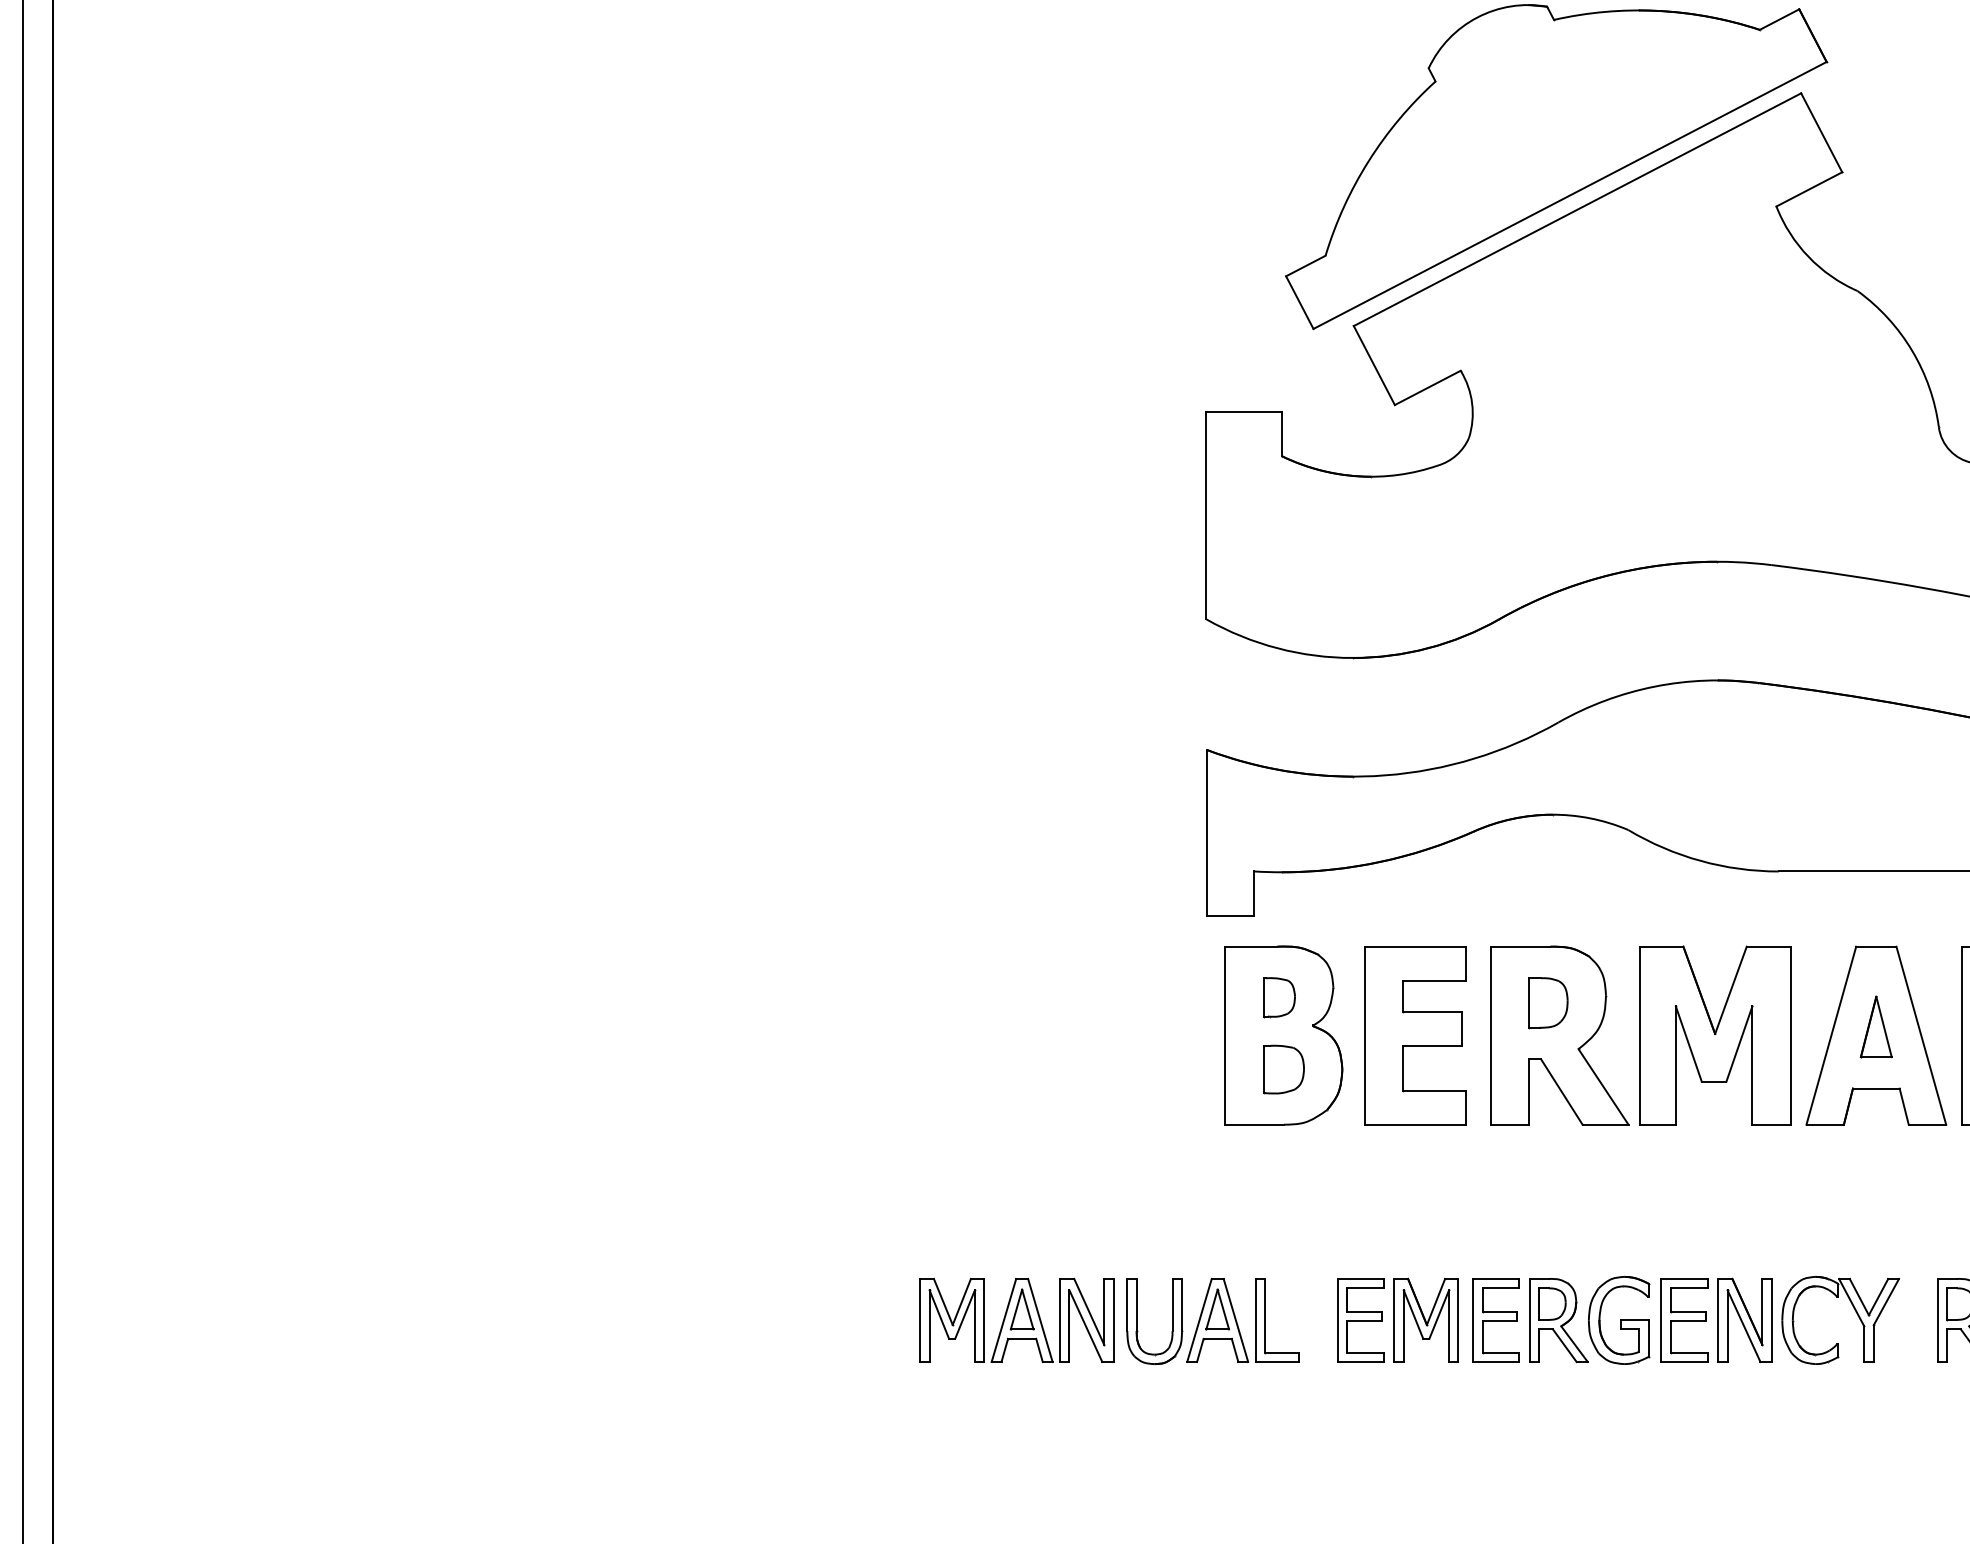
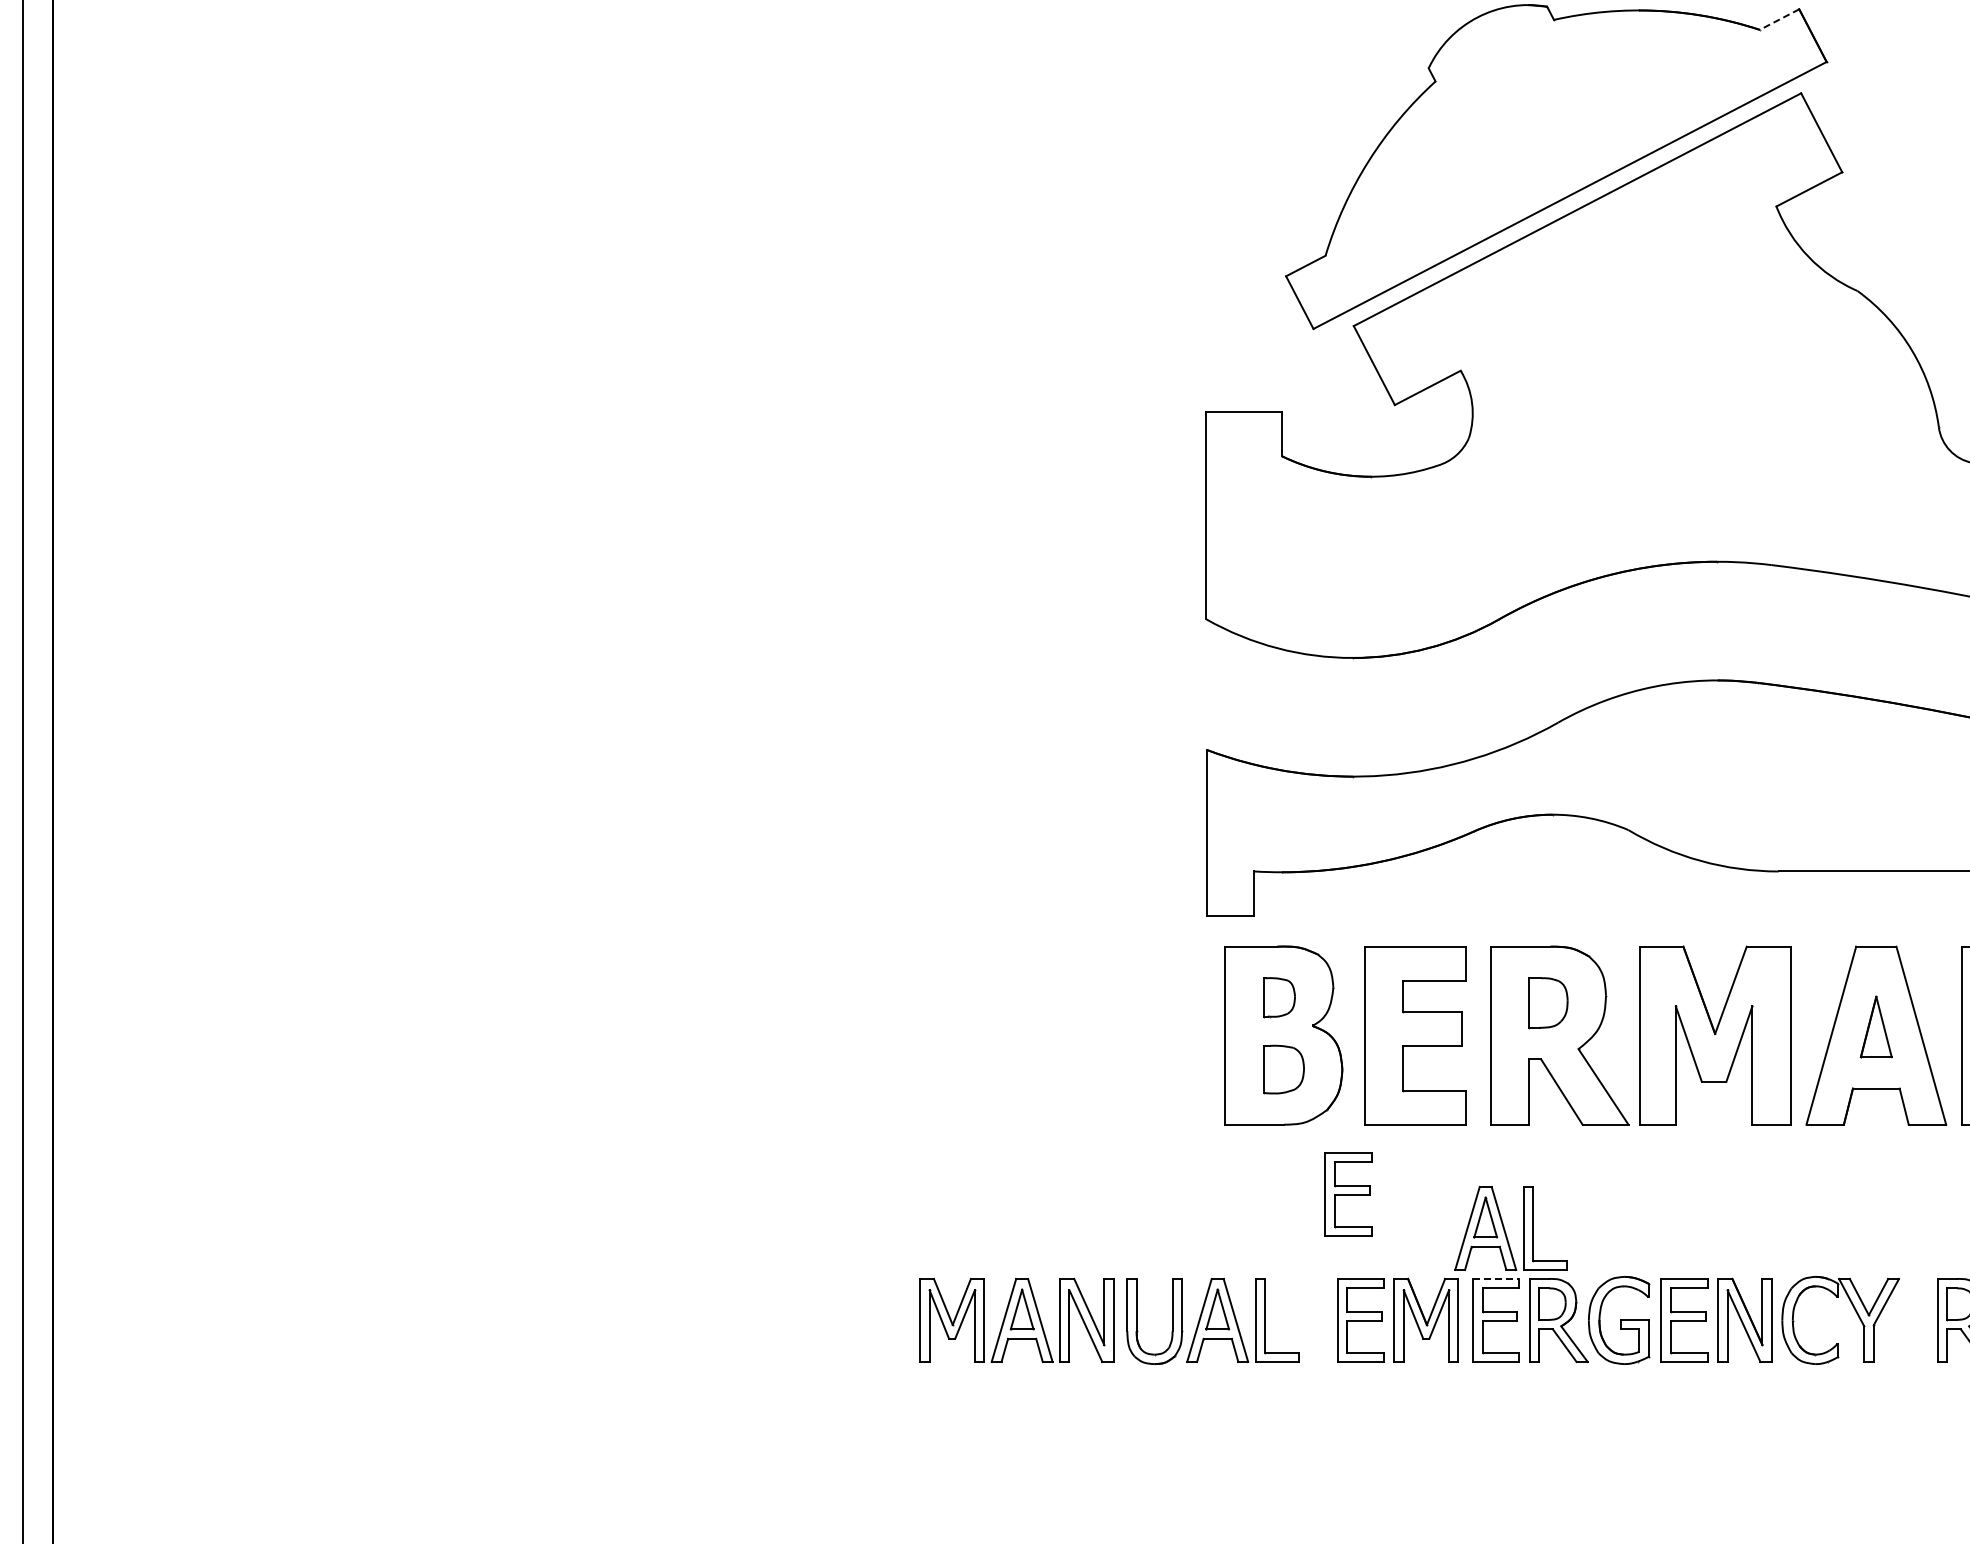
line: solid -> dashed (1779, 19)
part: none -> present (1348, 1194)
part: none -> present (1510, 1228)
line: solid -> dashed (1496, 1278)
